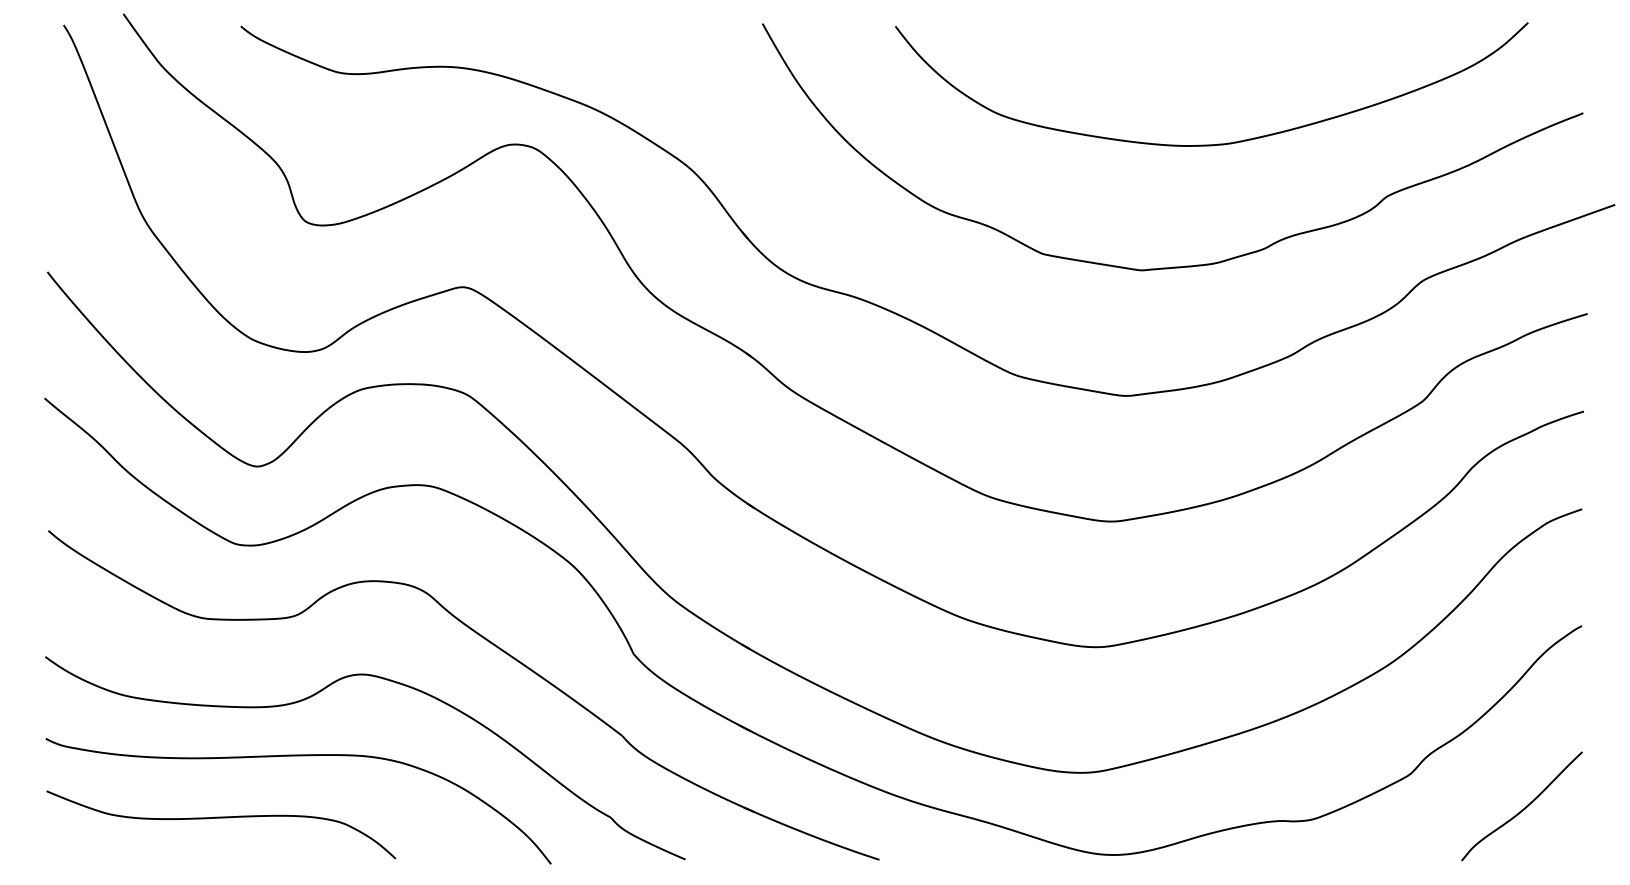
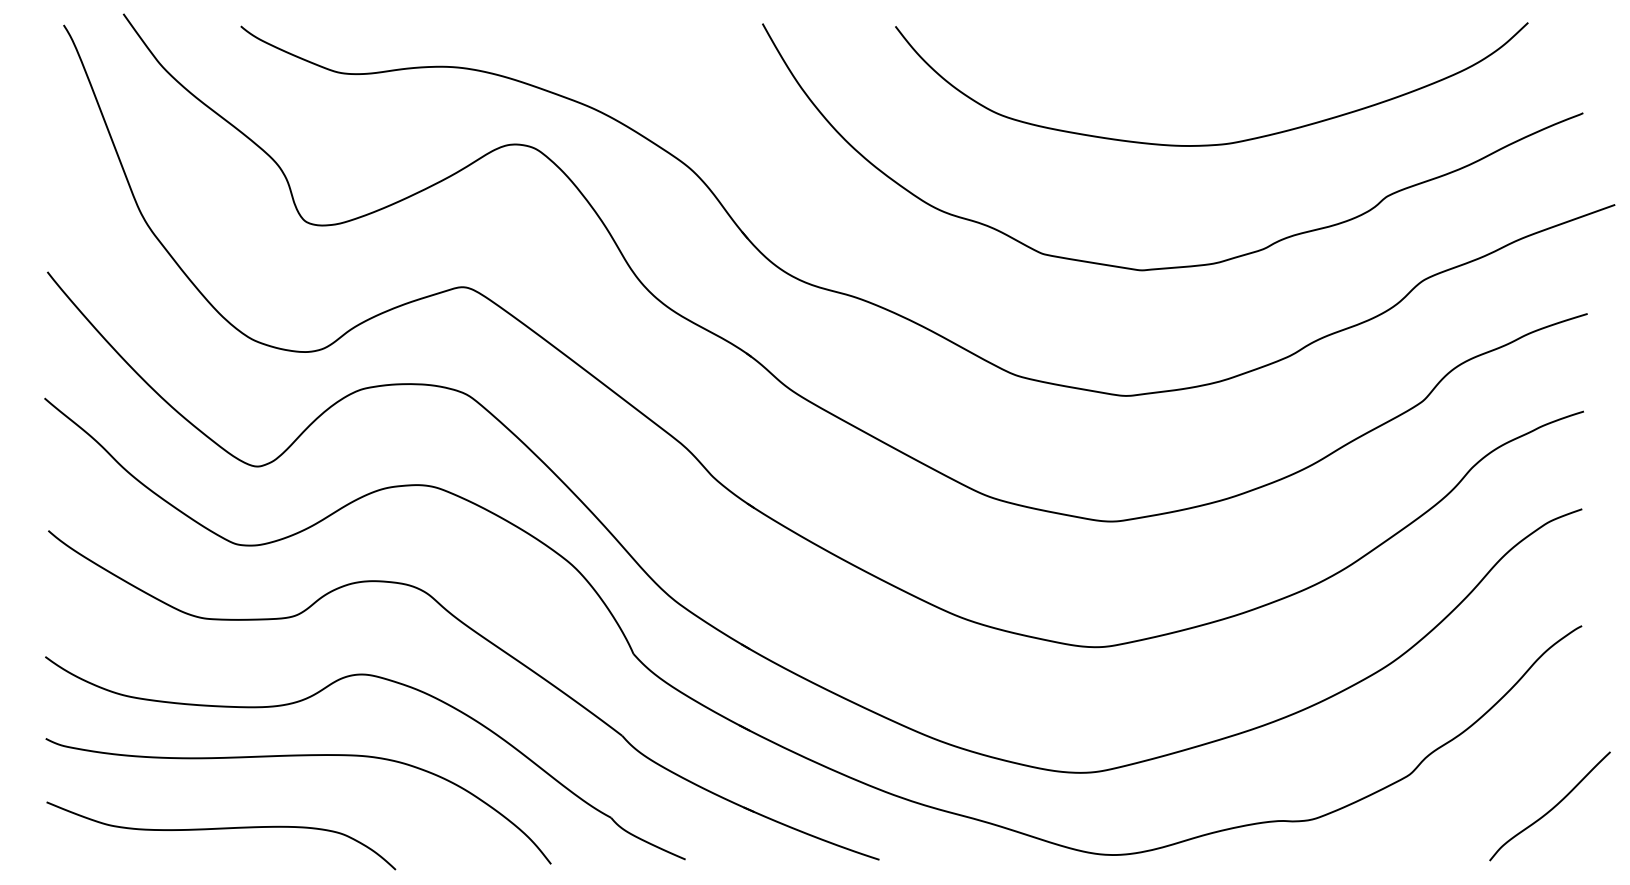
curve position: (1523, 808) -> (1551, 808) (1551, 808)
curve position: (221, 818) -> (221, 829) (221, 829)
